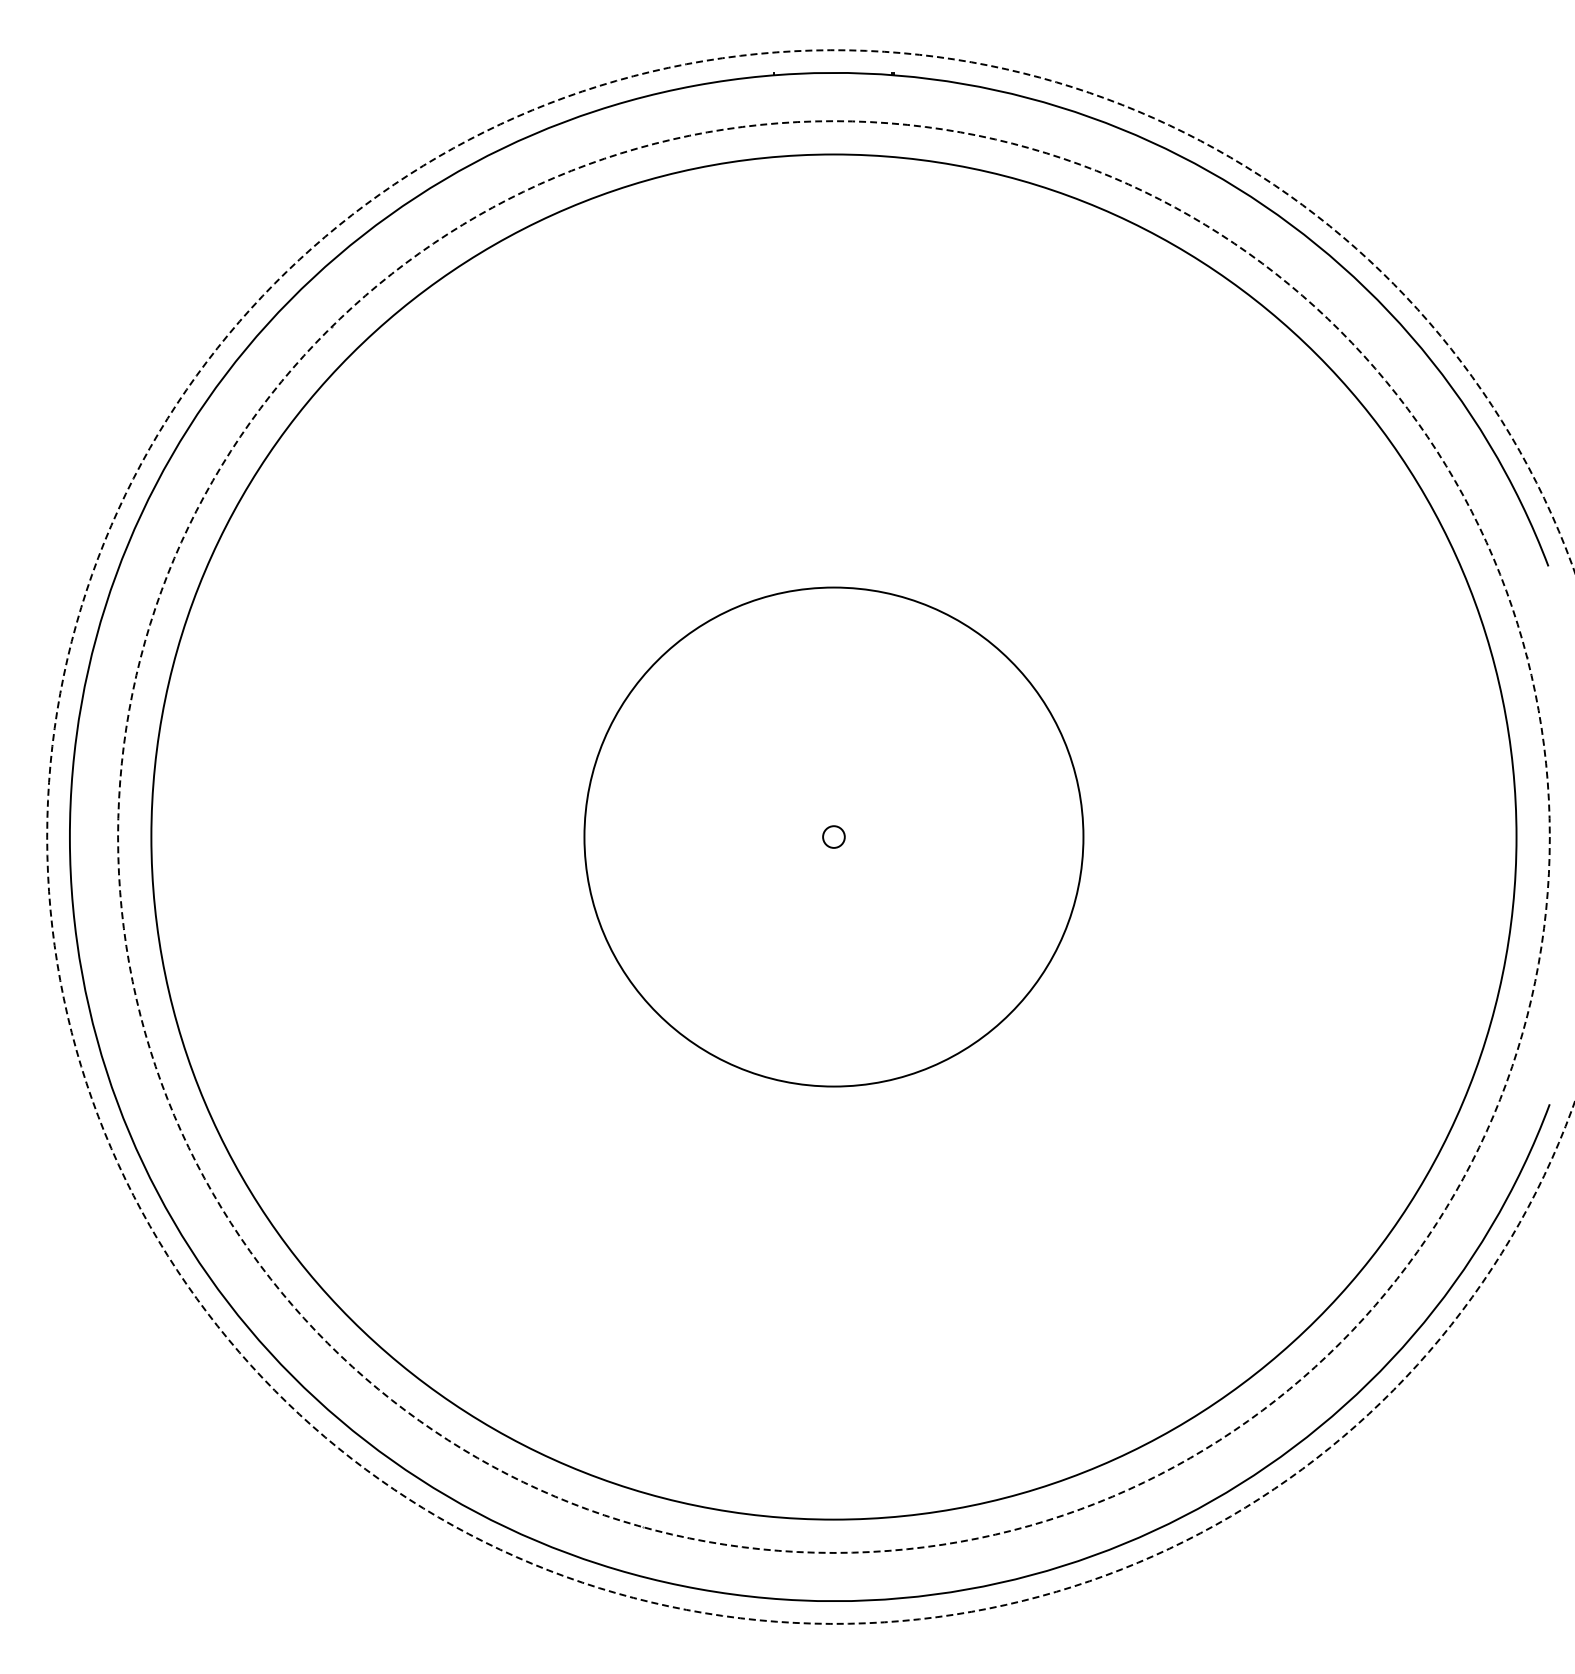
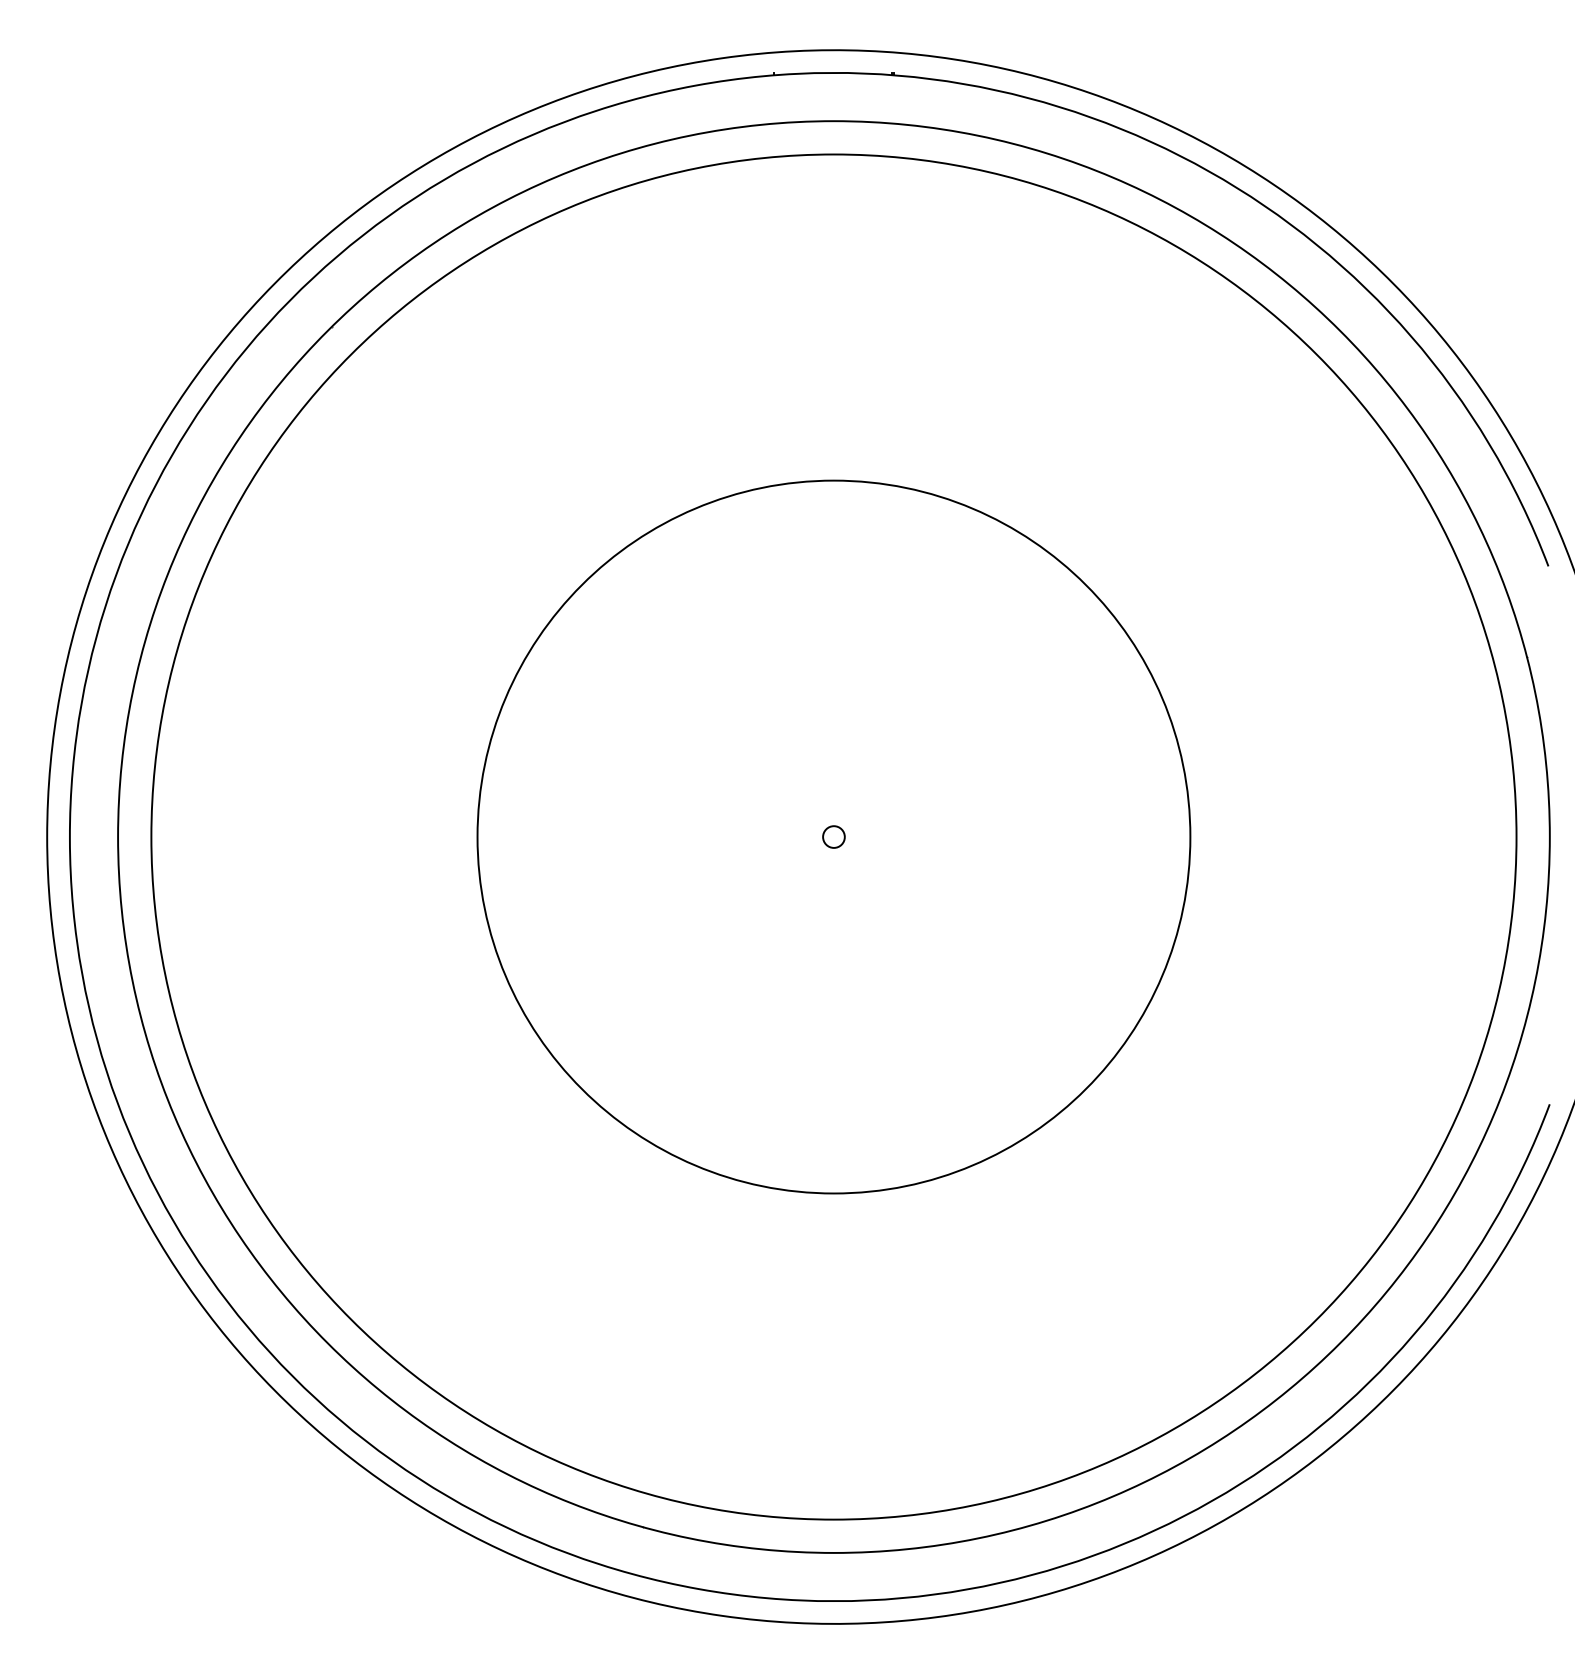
circle diameter: 499 px -> 713 px (833, 836)
circle: dashed -> solid (833, 836)
arc: dashed -> solid (47, 837)
